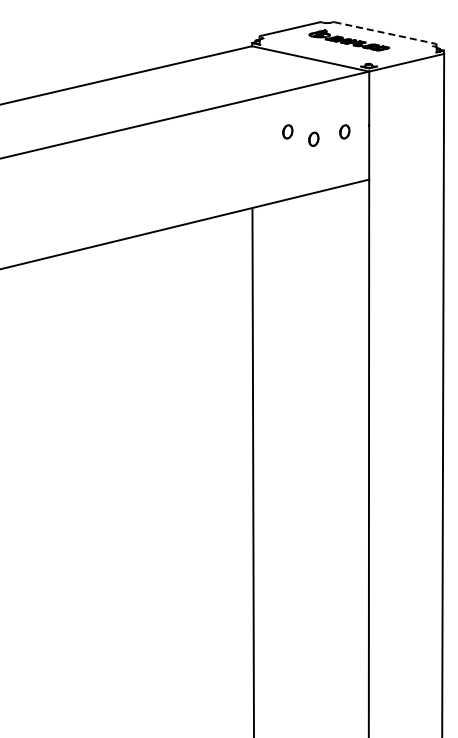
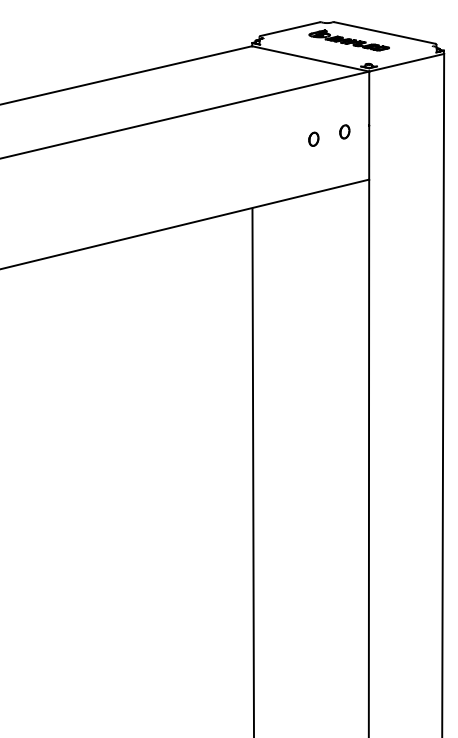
line: dashed -> solid (385, 33)
part: present -> none (287, 131)
